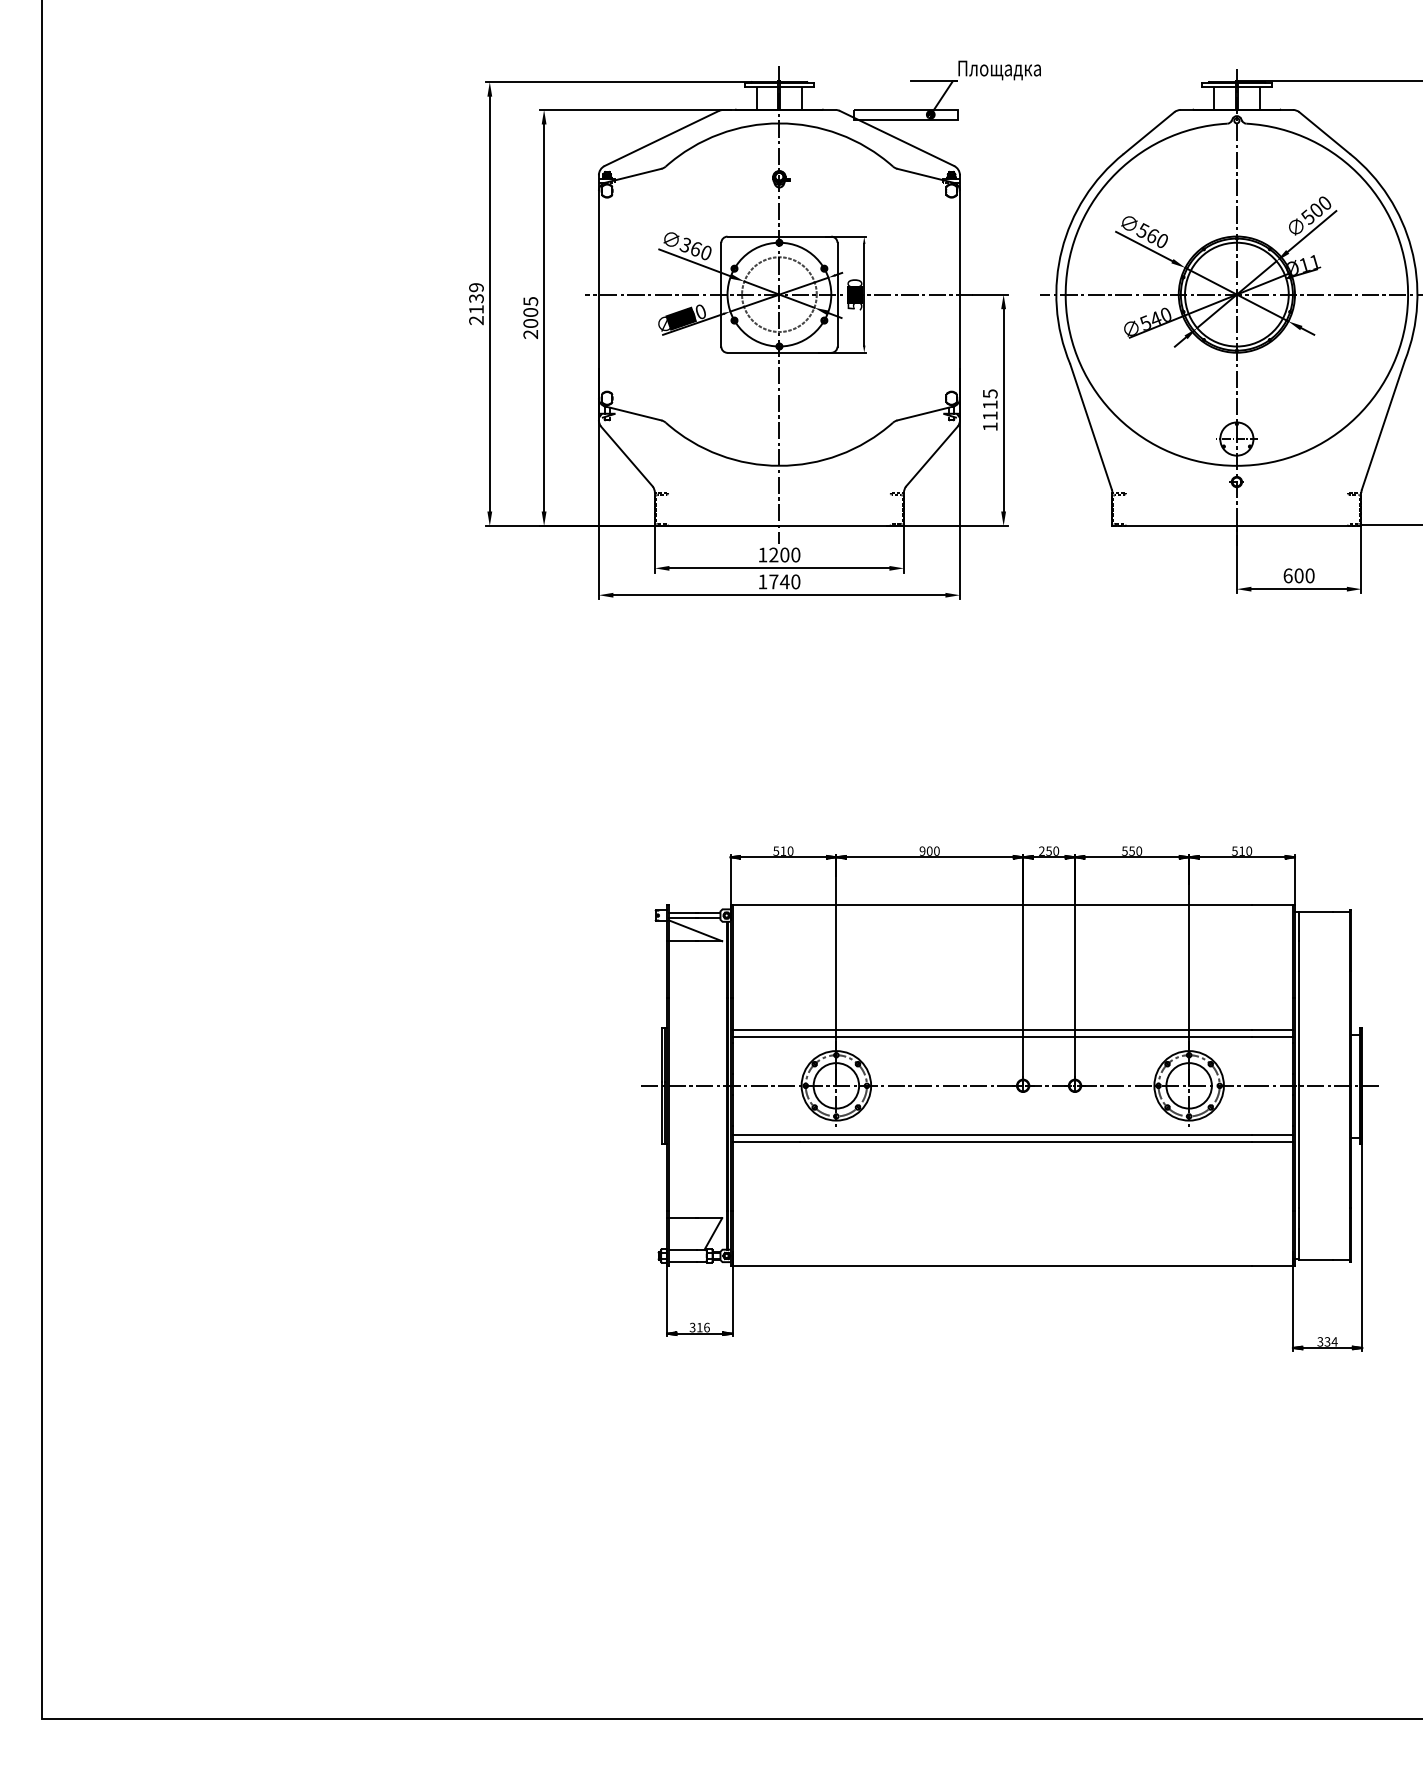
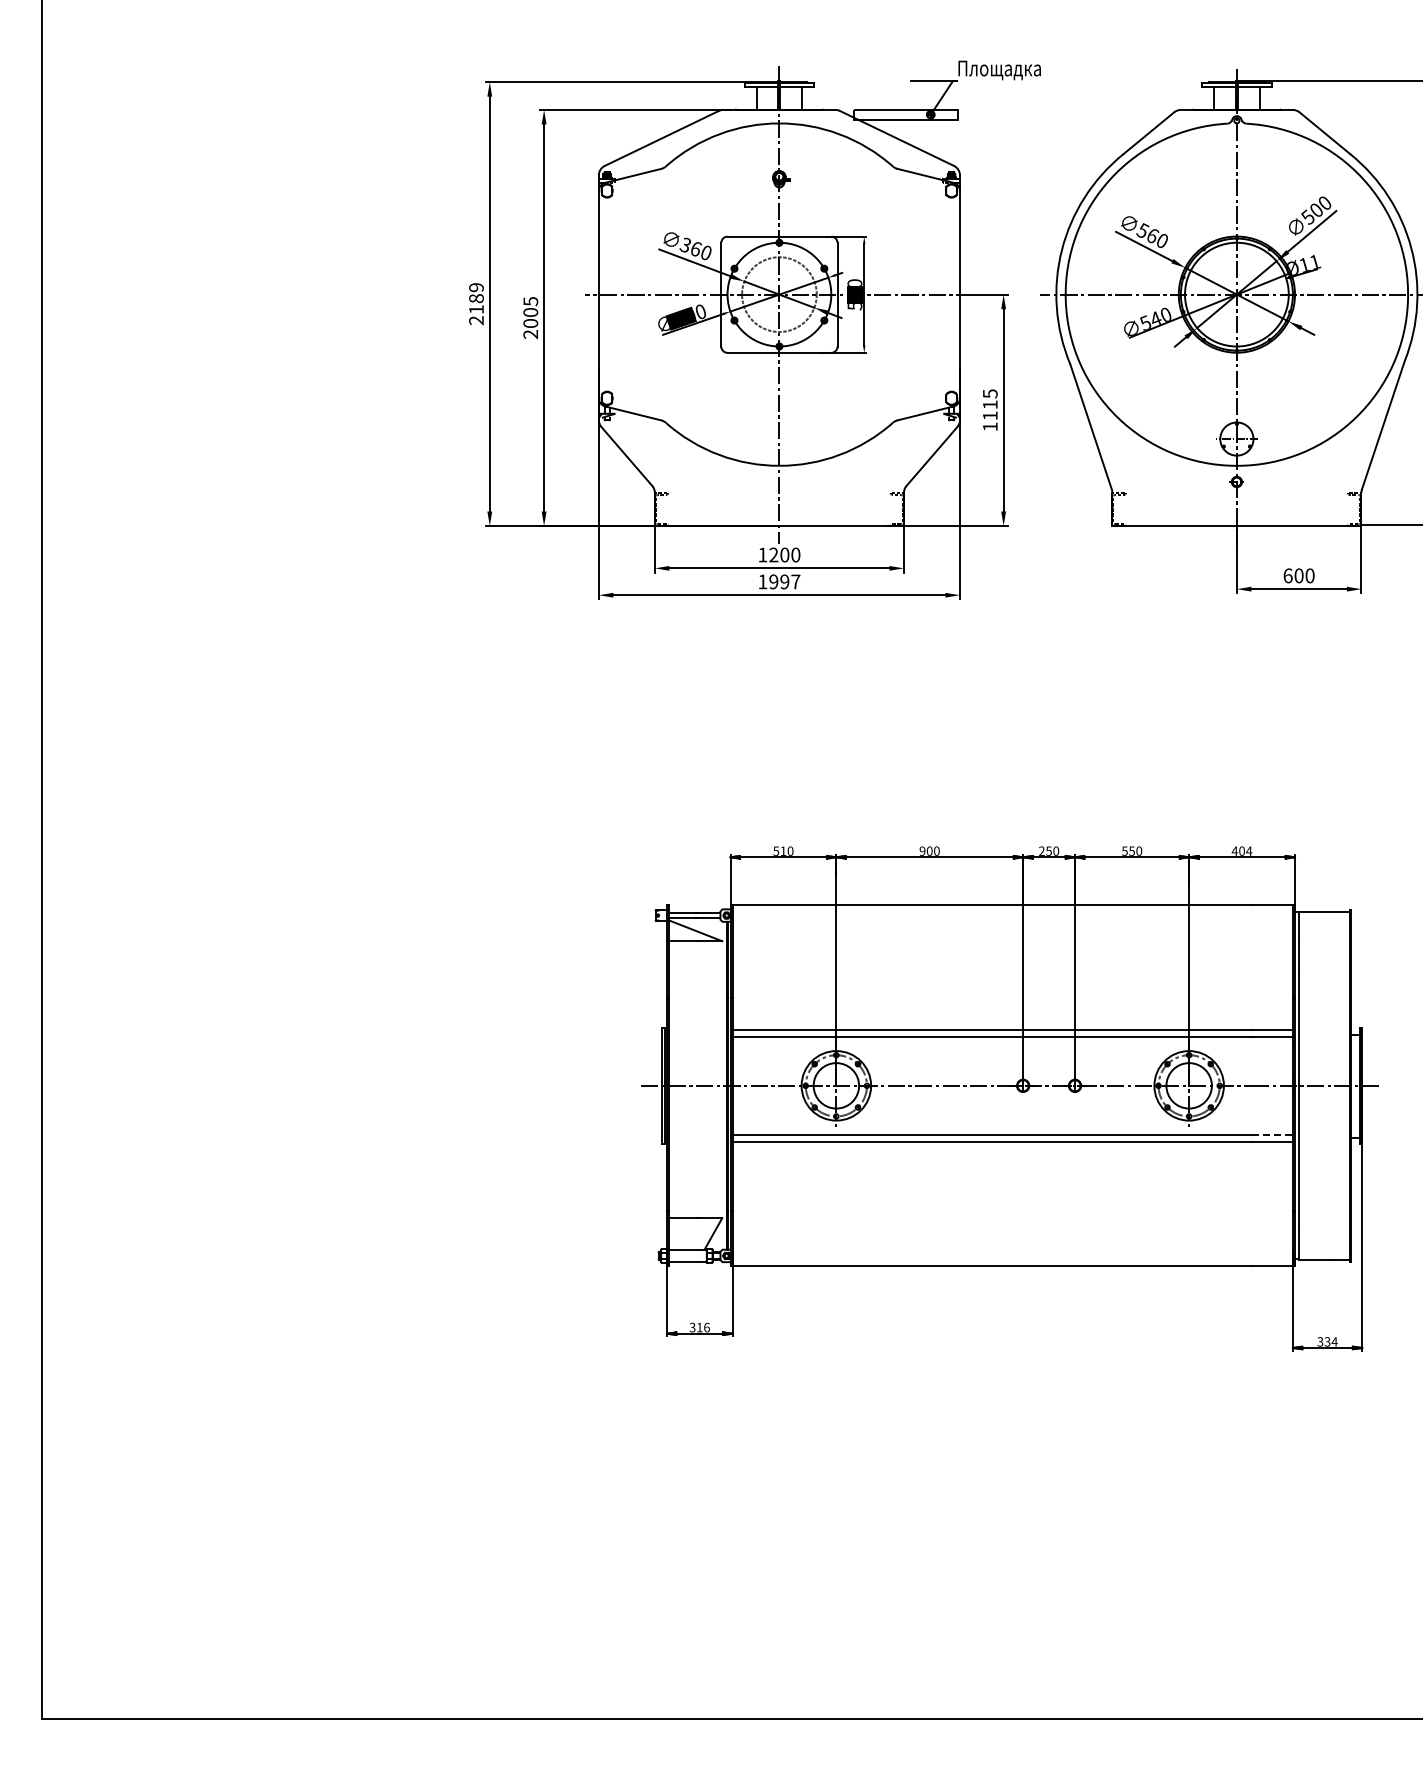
text: 2139 -> 2189 (476, 298)
text: 1740 -> 1997 (784, 581)
text: 510 -> 404 (1241, 850)
line: solid -> dashed (1273, 1135)
